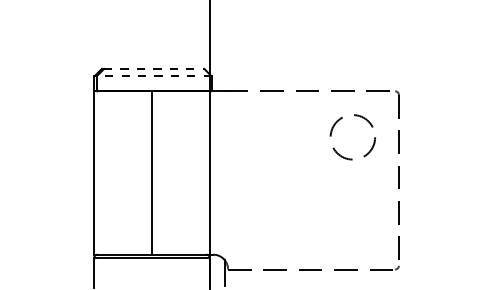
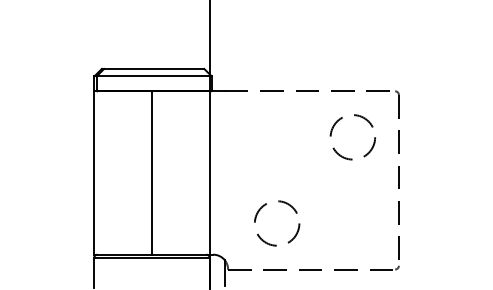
line: dashed -> solid (154, 68)
line: dashed -> solid (154, 76)
circle: none -> present (277, 223)
